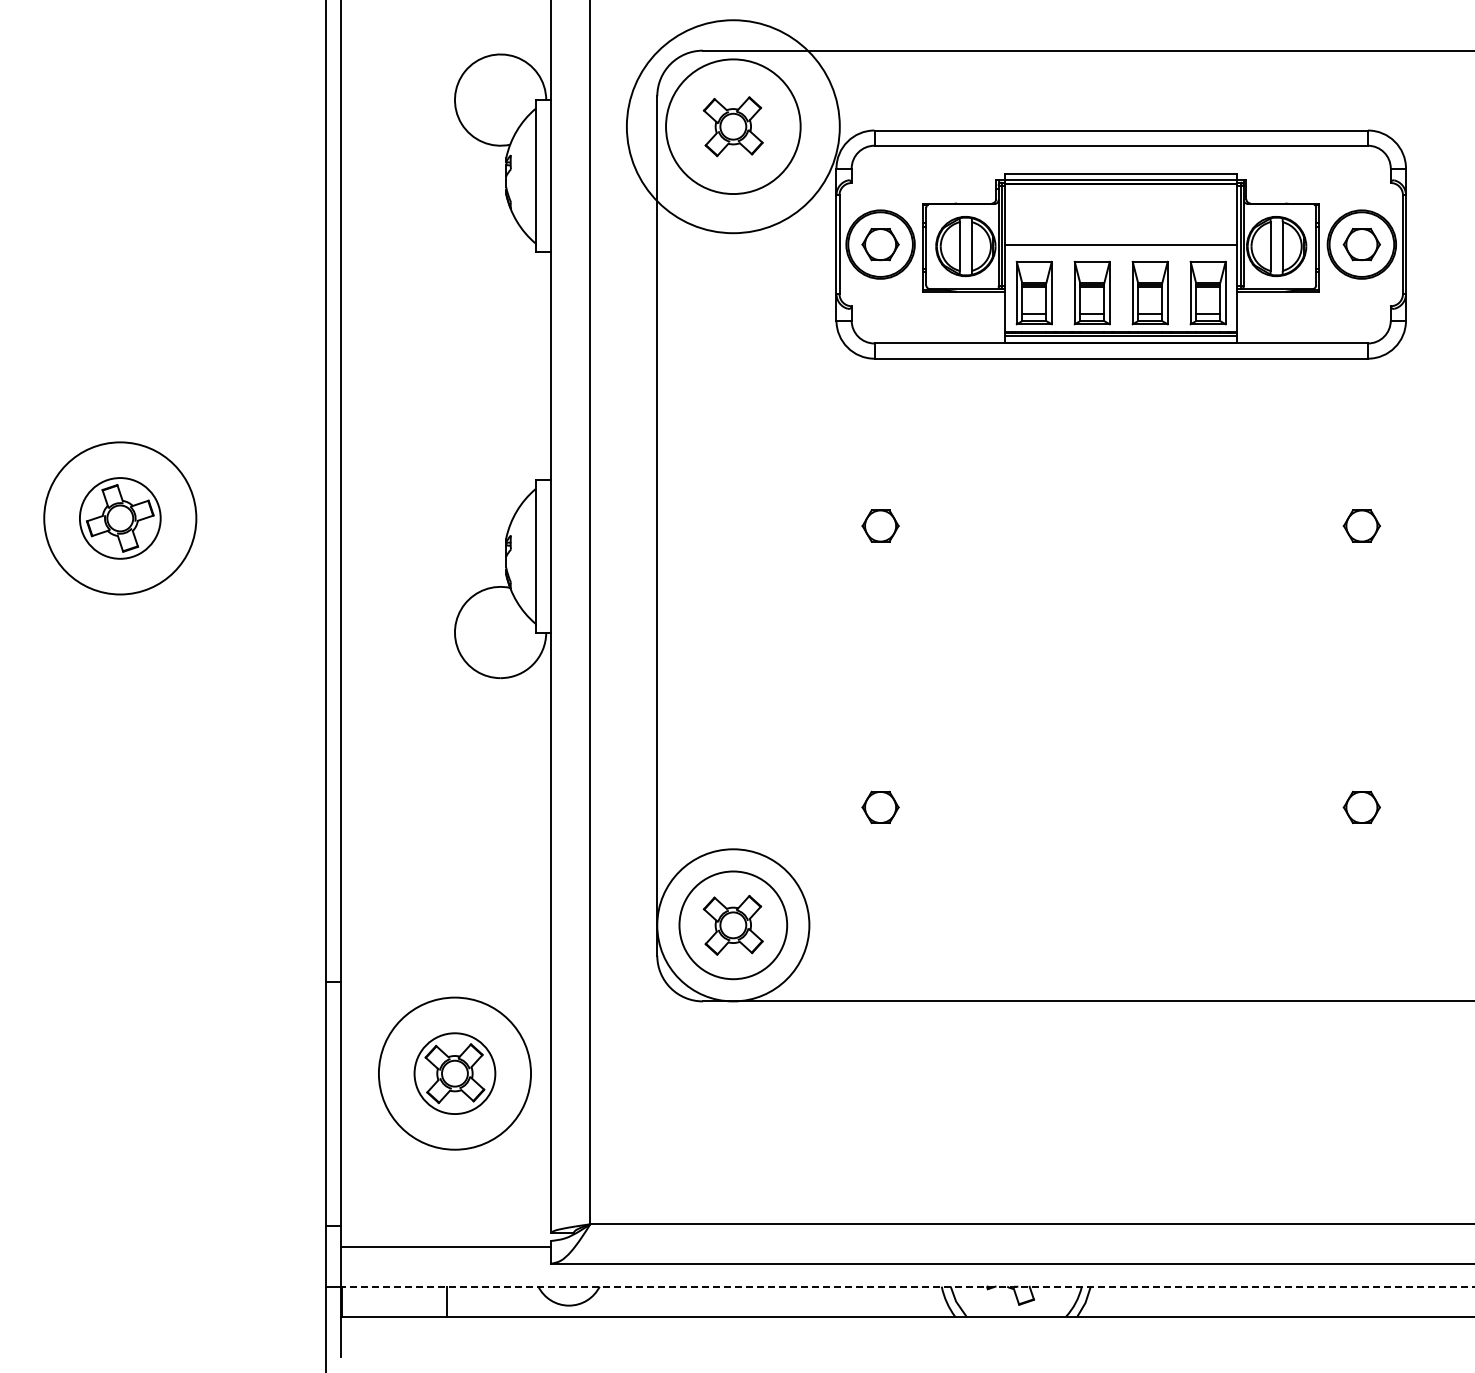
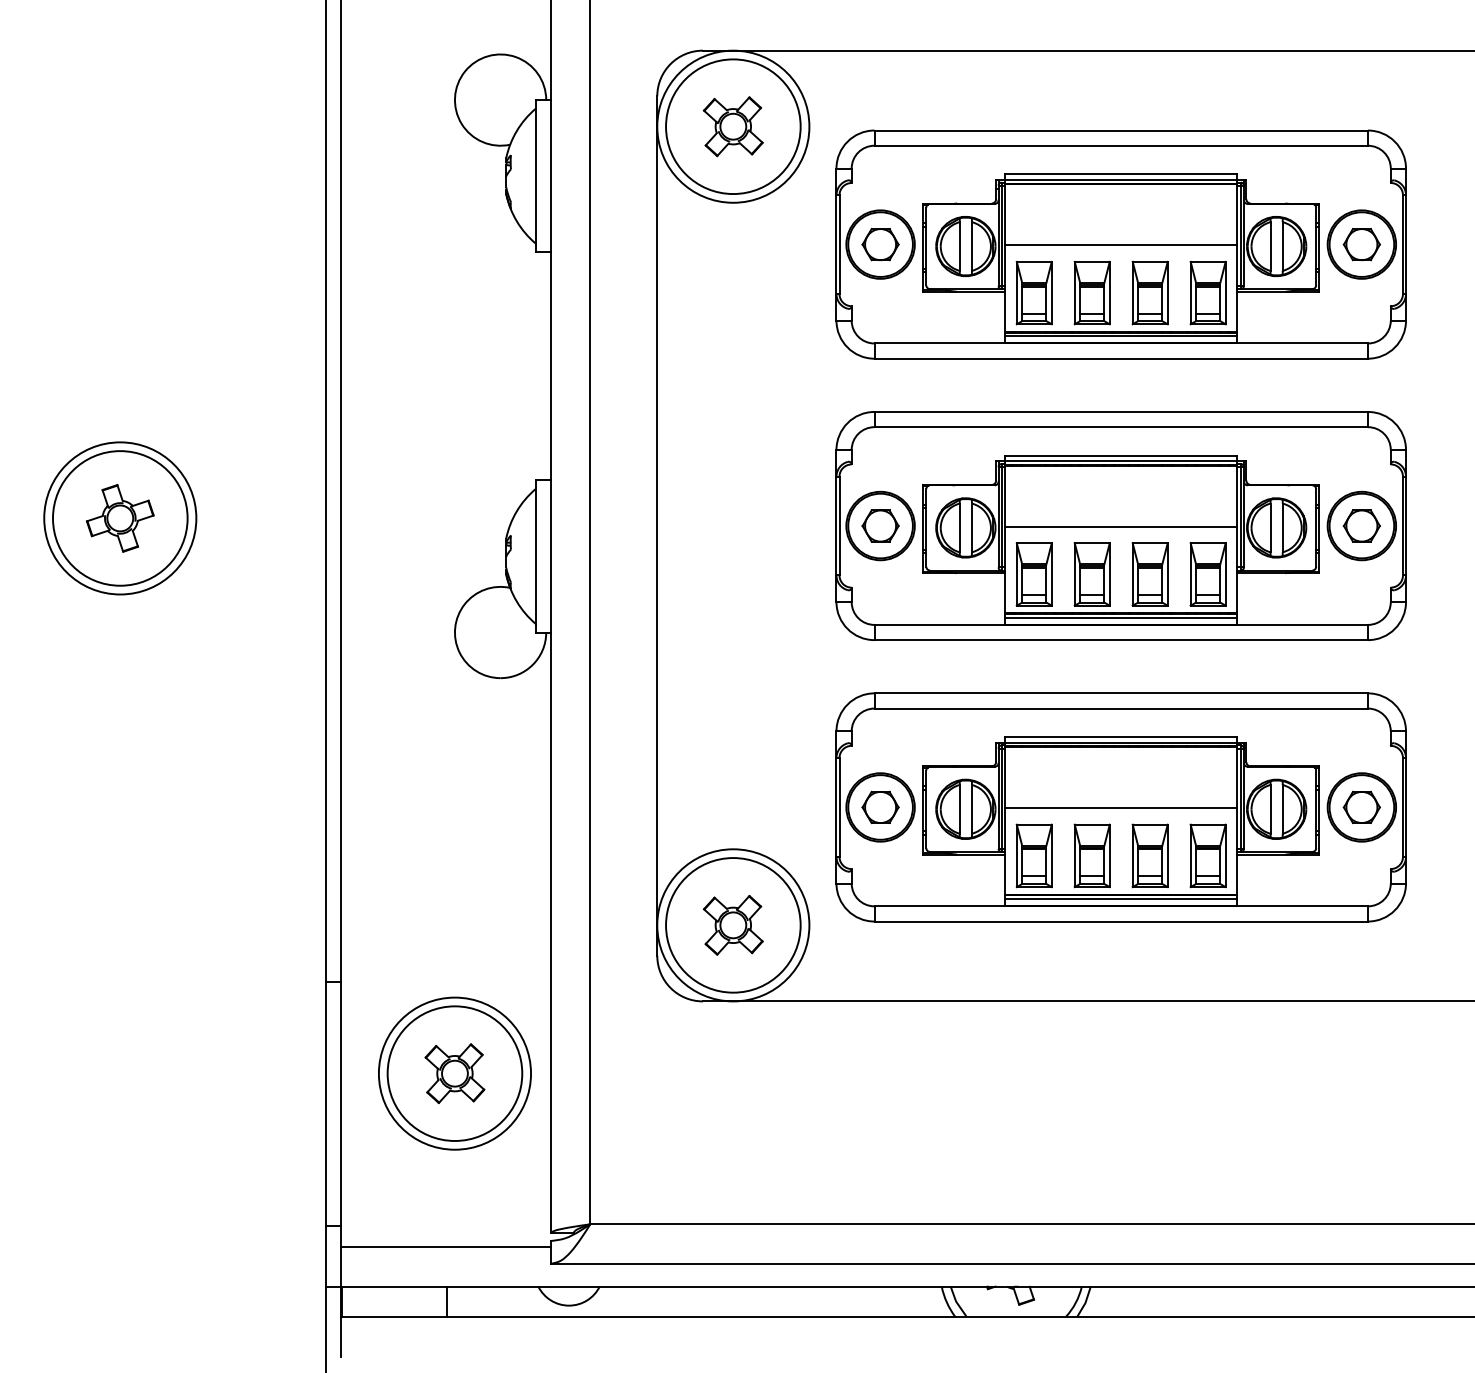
circle diameter: 213 px -> 152 px (733, 126)
circle diameter: 81 px -> 135 px (119, 518)
part: none -> present (1120, 525)
part: none -> present (1120, 807)
circle diameter: 108 px -> 135 px (733, 925)
circle diameter: 81 px -> 135 px (454, 1073)
line: dashed -> solid (907, 1286)
